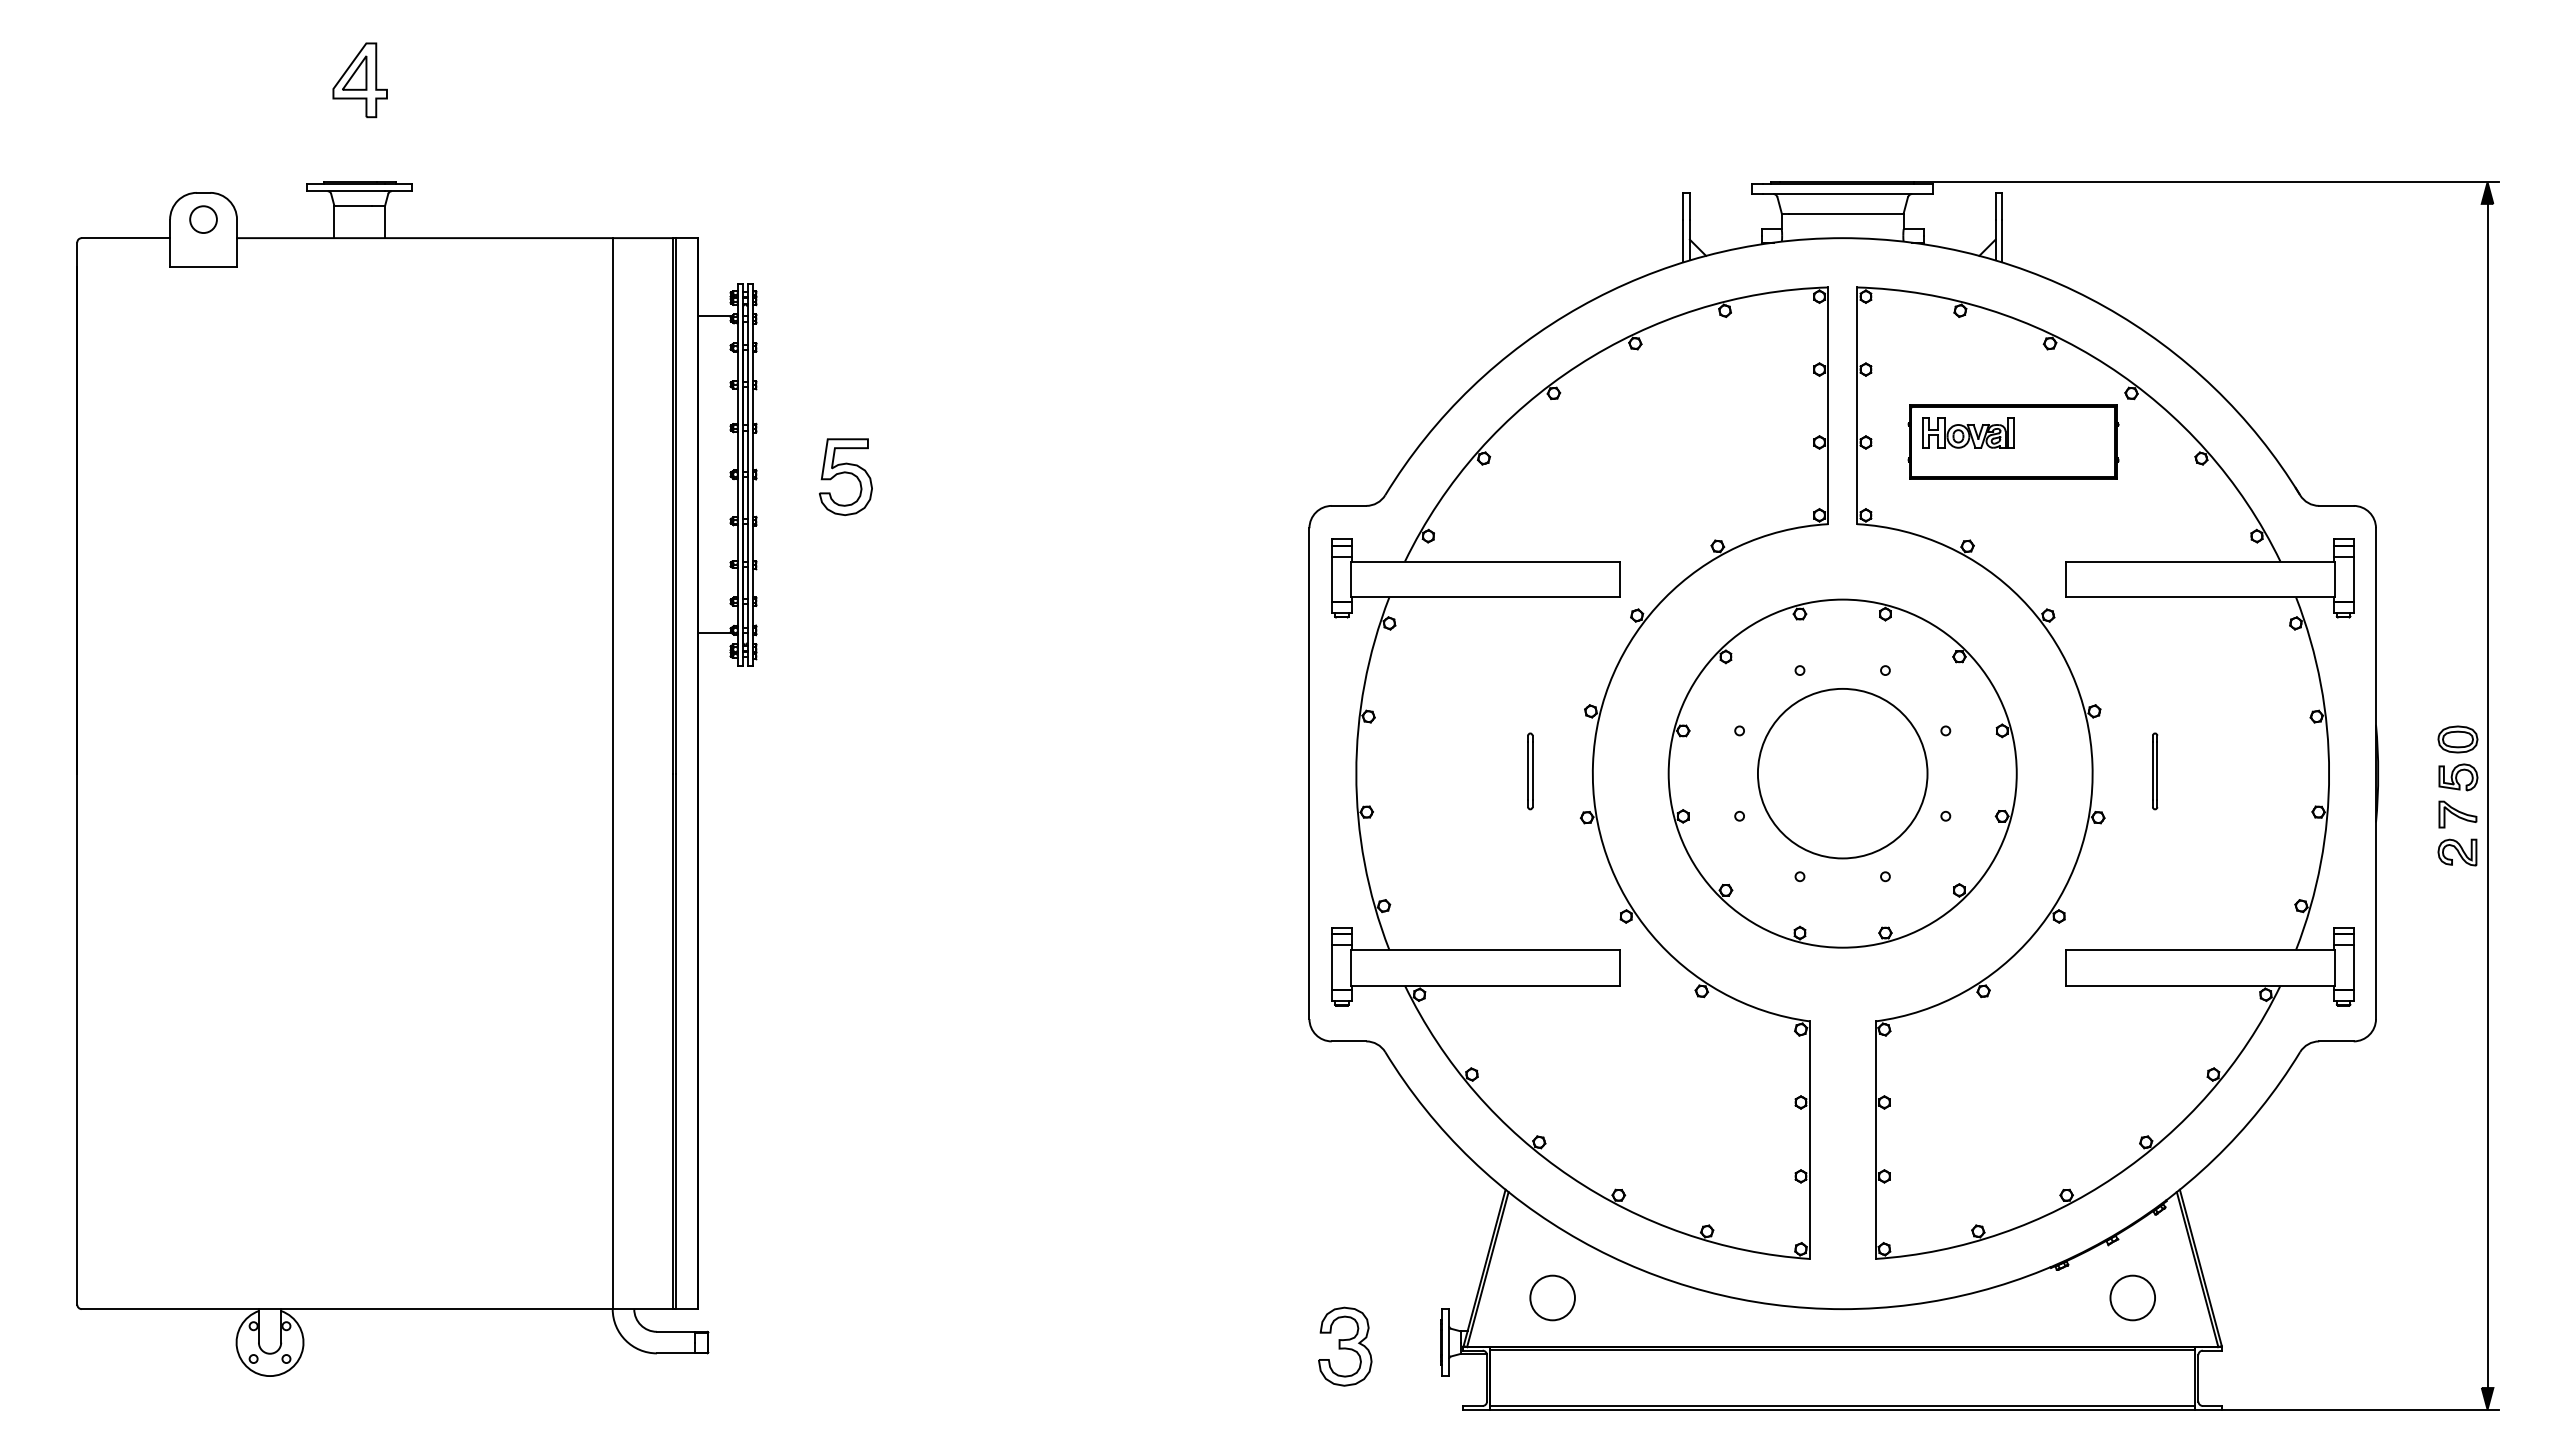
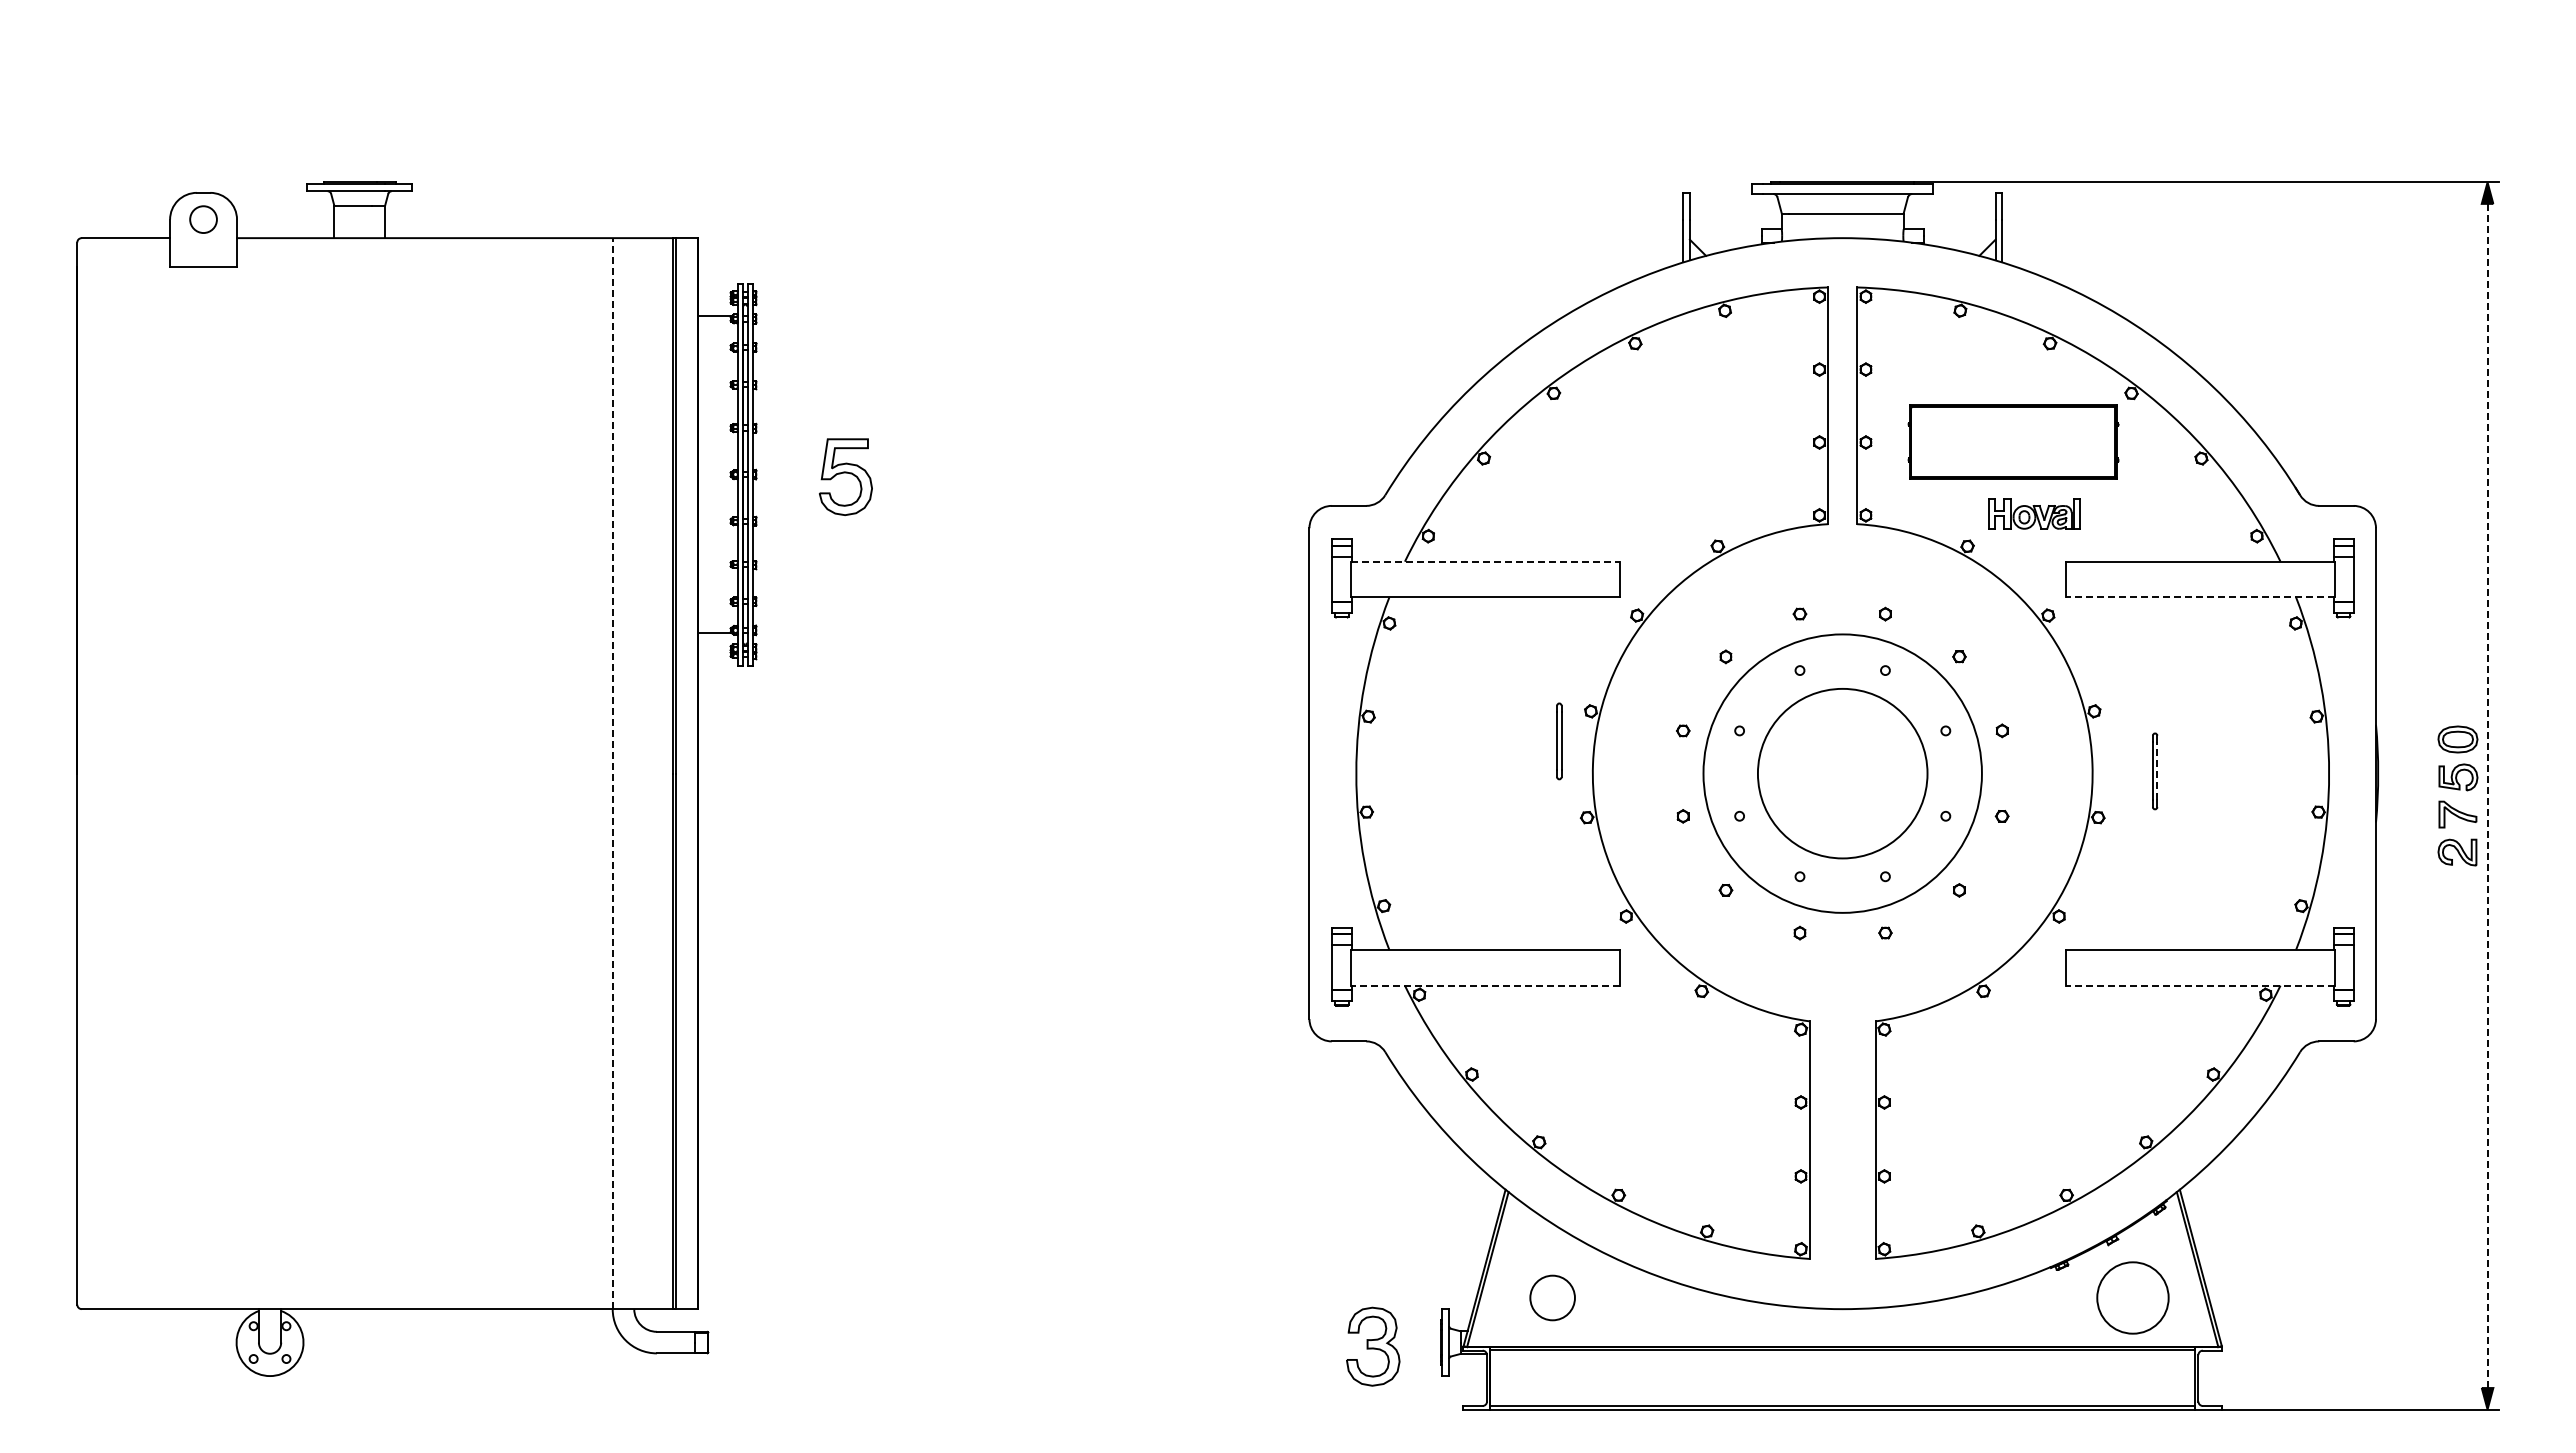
part: present -> none (359, 80)
part position: (1968, 432) -> (2034, 513) (2034, 513)
line: solid -> dashed (1485, 561)
line: solid -> dashed (2199, 597)
line: solid -> dashed (2157, 770)
part position: (1530, 771) -> (1559, 741) (1559, 741)
line: solid -> dashed (612, 773)
circle diameter: 348 px -> 278 px (1842, 773)
line: solid -> dashed (2487, 795)
line: solid -> dashed (1484, 985)
line: solid -> dashed (2199, 985)
circle size: 47x48 px -> 74x74 px (2132, 1297)
part position: (1345, 1346) -> (1373, 1346) (1373, 1346)
